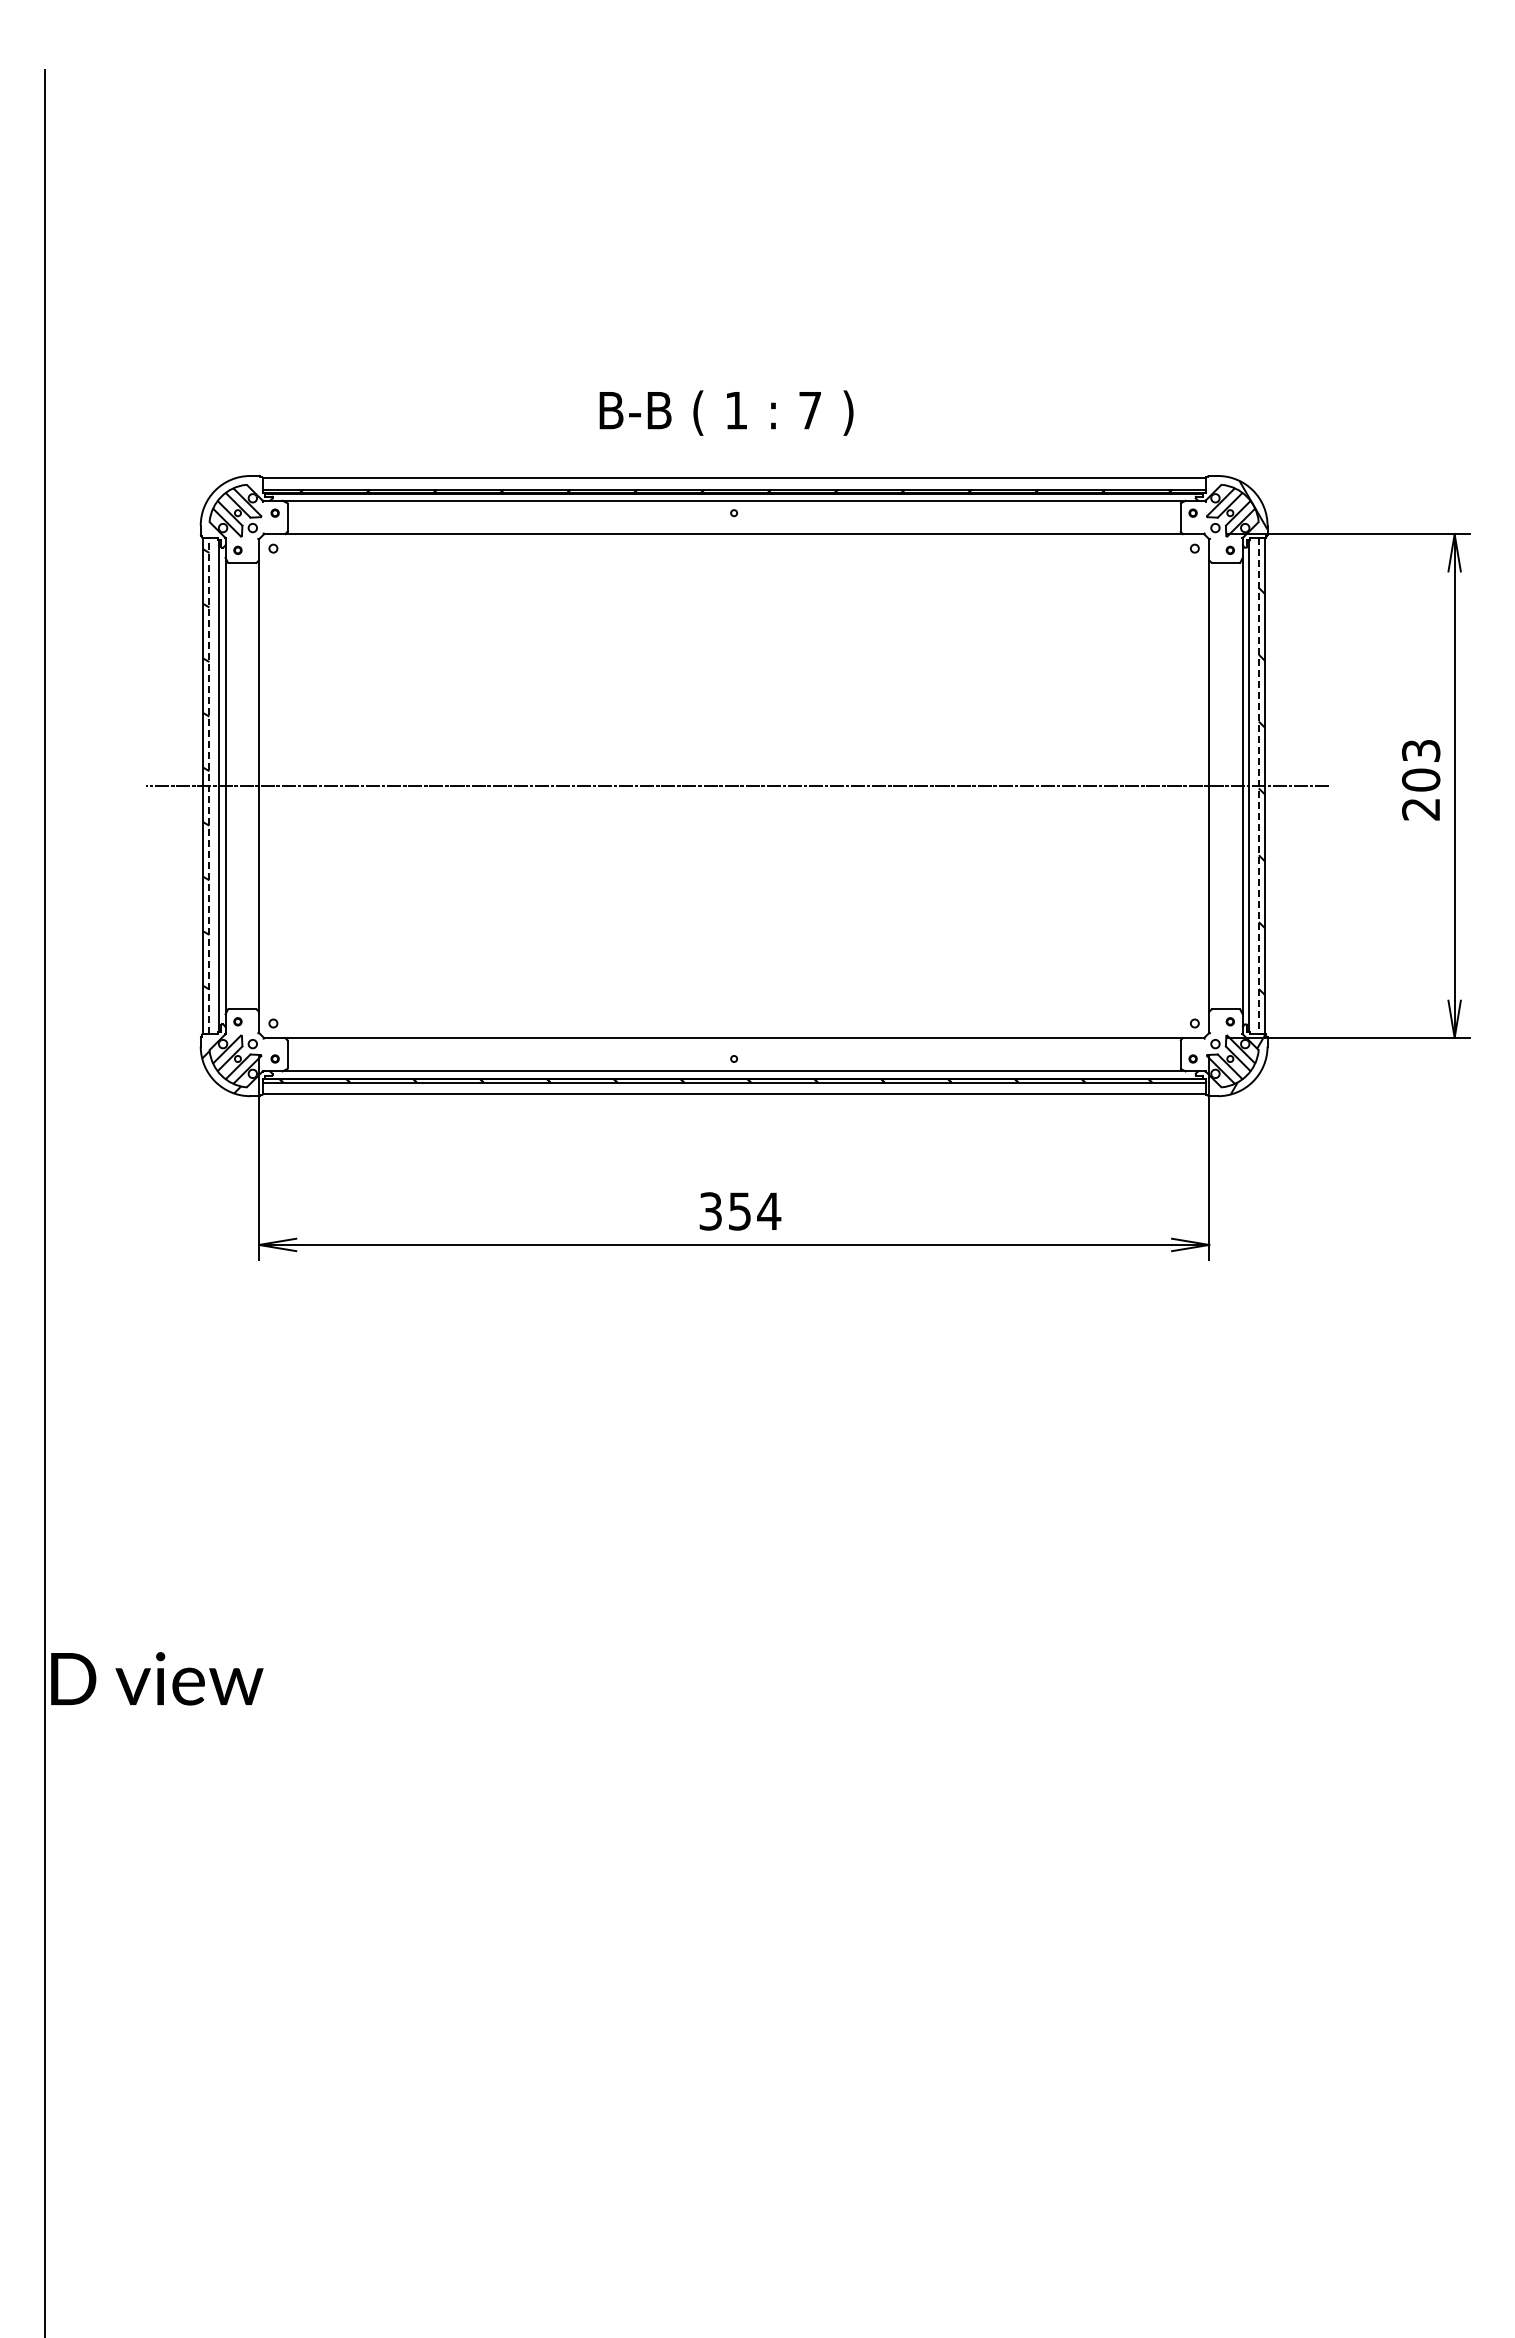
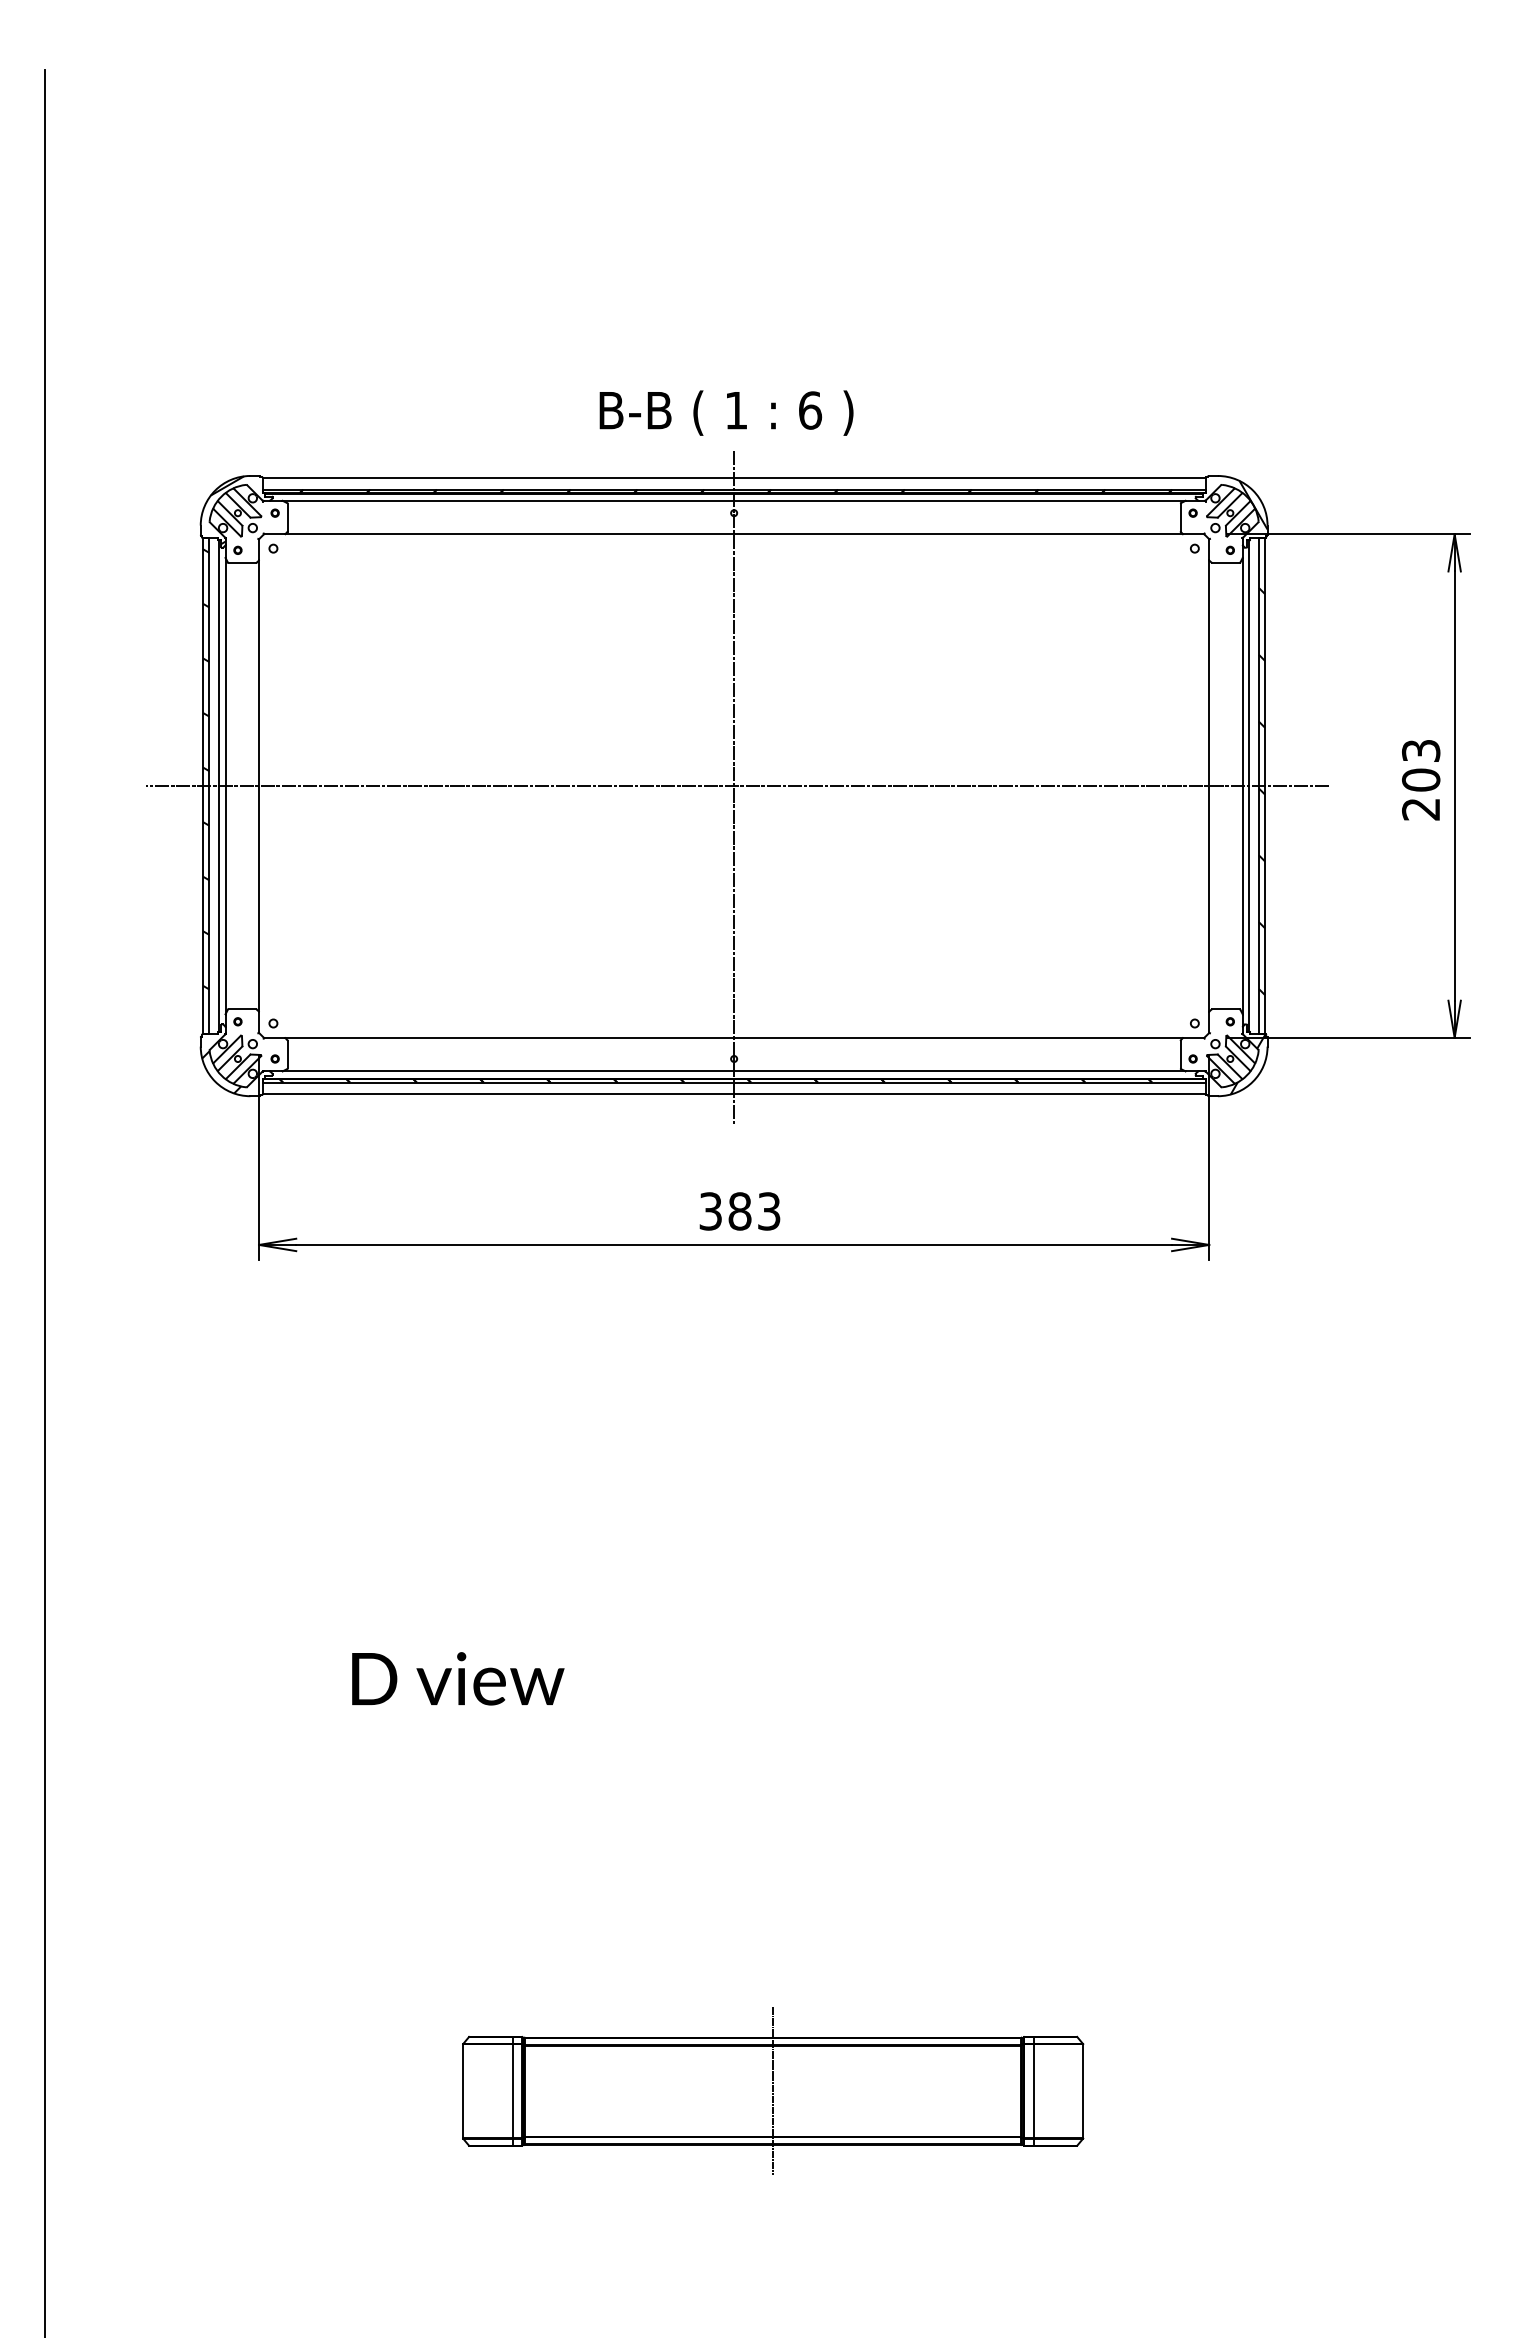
text: 7 -> 6 (810, 410)
hatch: none -> present (227, 510)
line: dashed -> solid (209, 785)
line: dashed -> solid (1258, 786)
line: none -> present (734, 787)
text: 354 -> 383 (754, 1211)
text position: (157, 1678) -> (458, 1678) (458, 1678)
part: none -> present (773, 2090)
